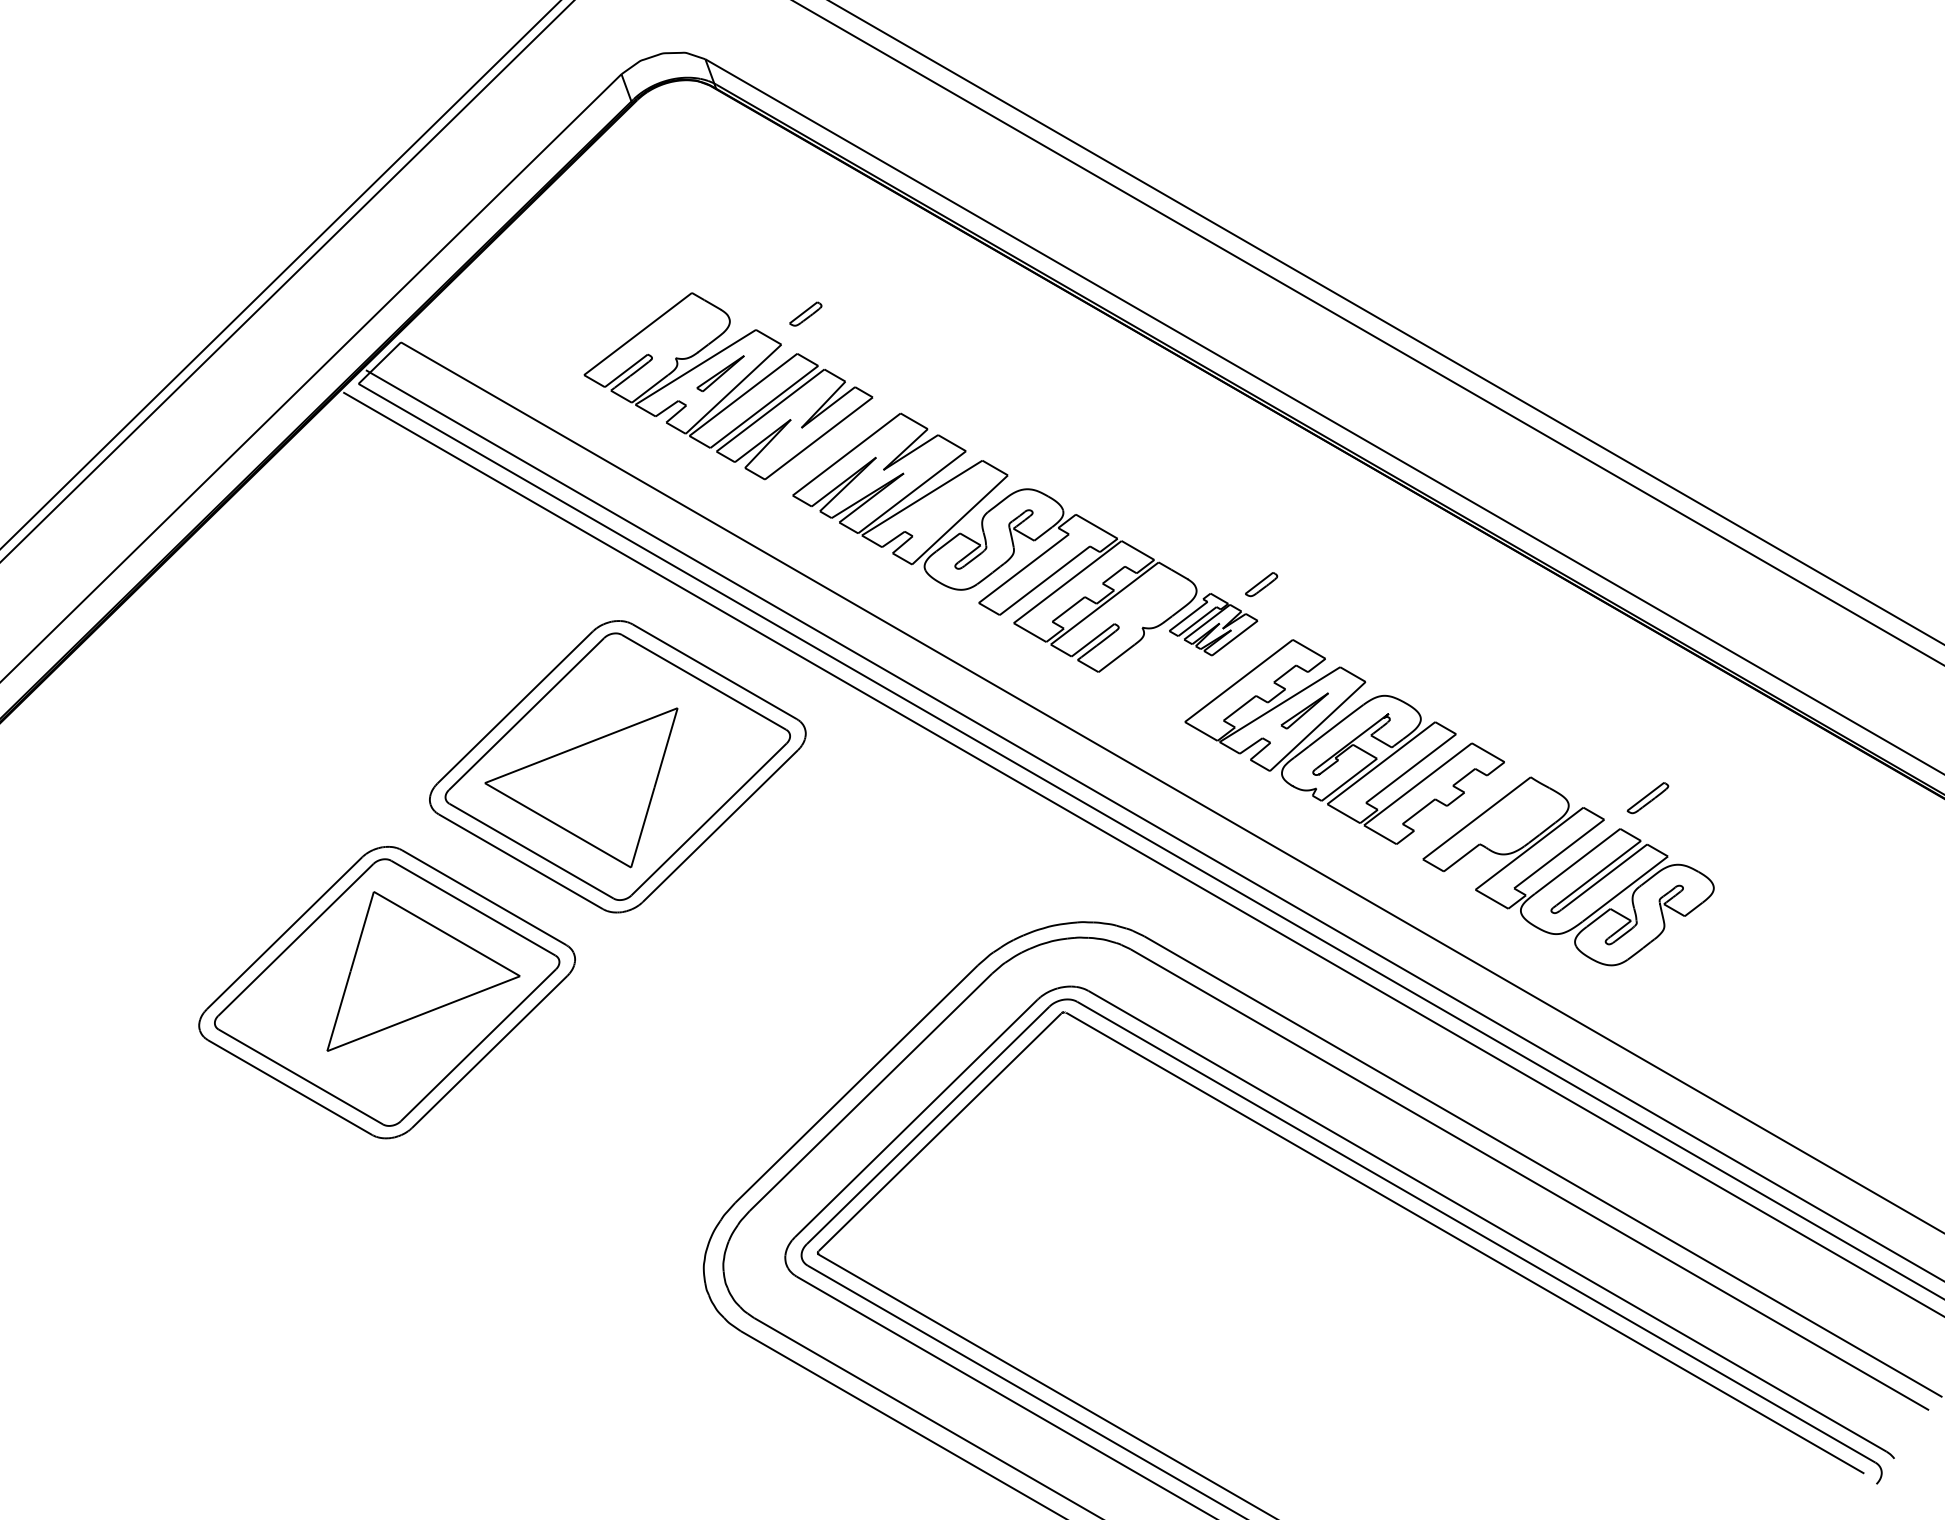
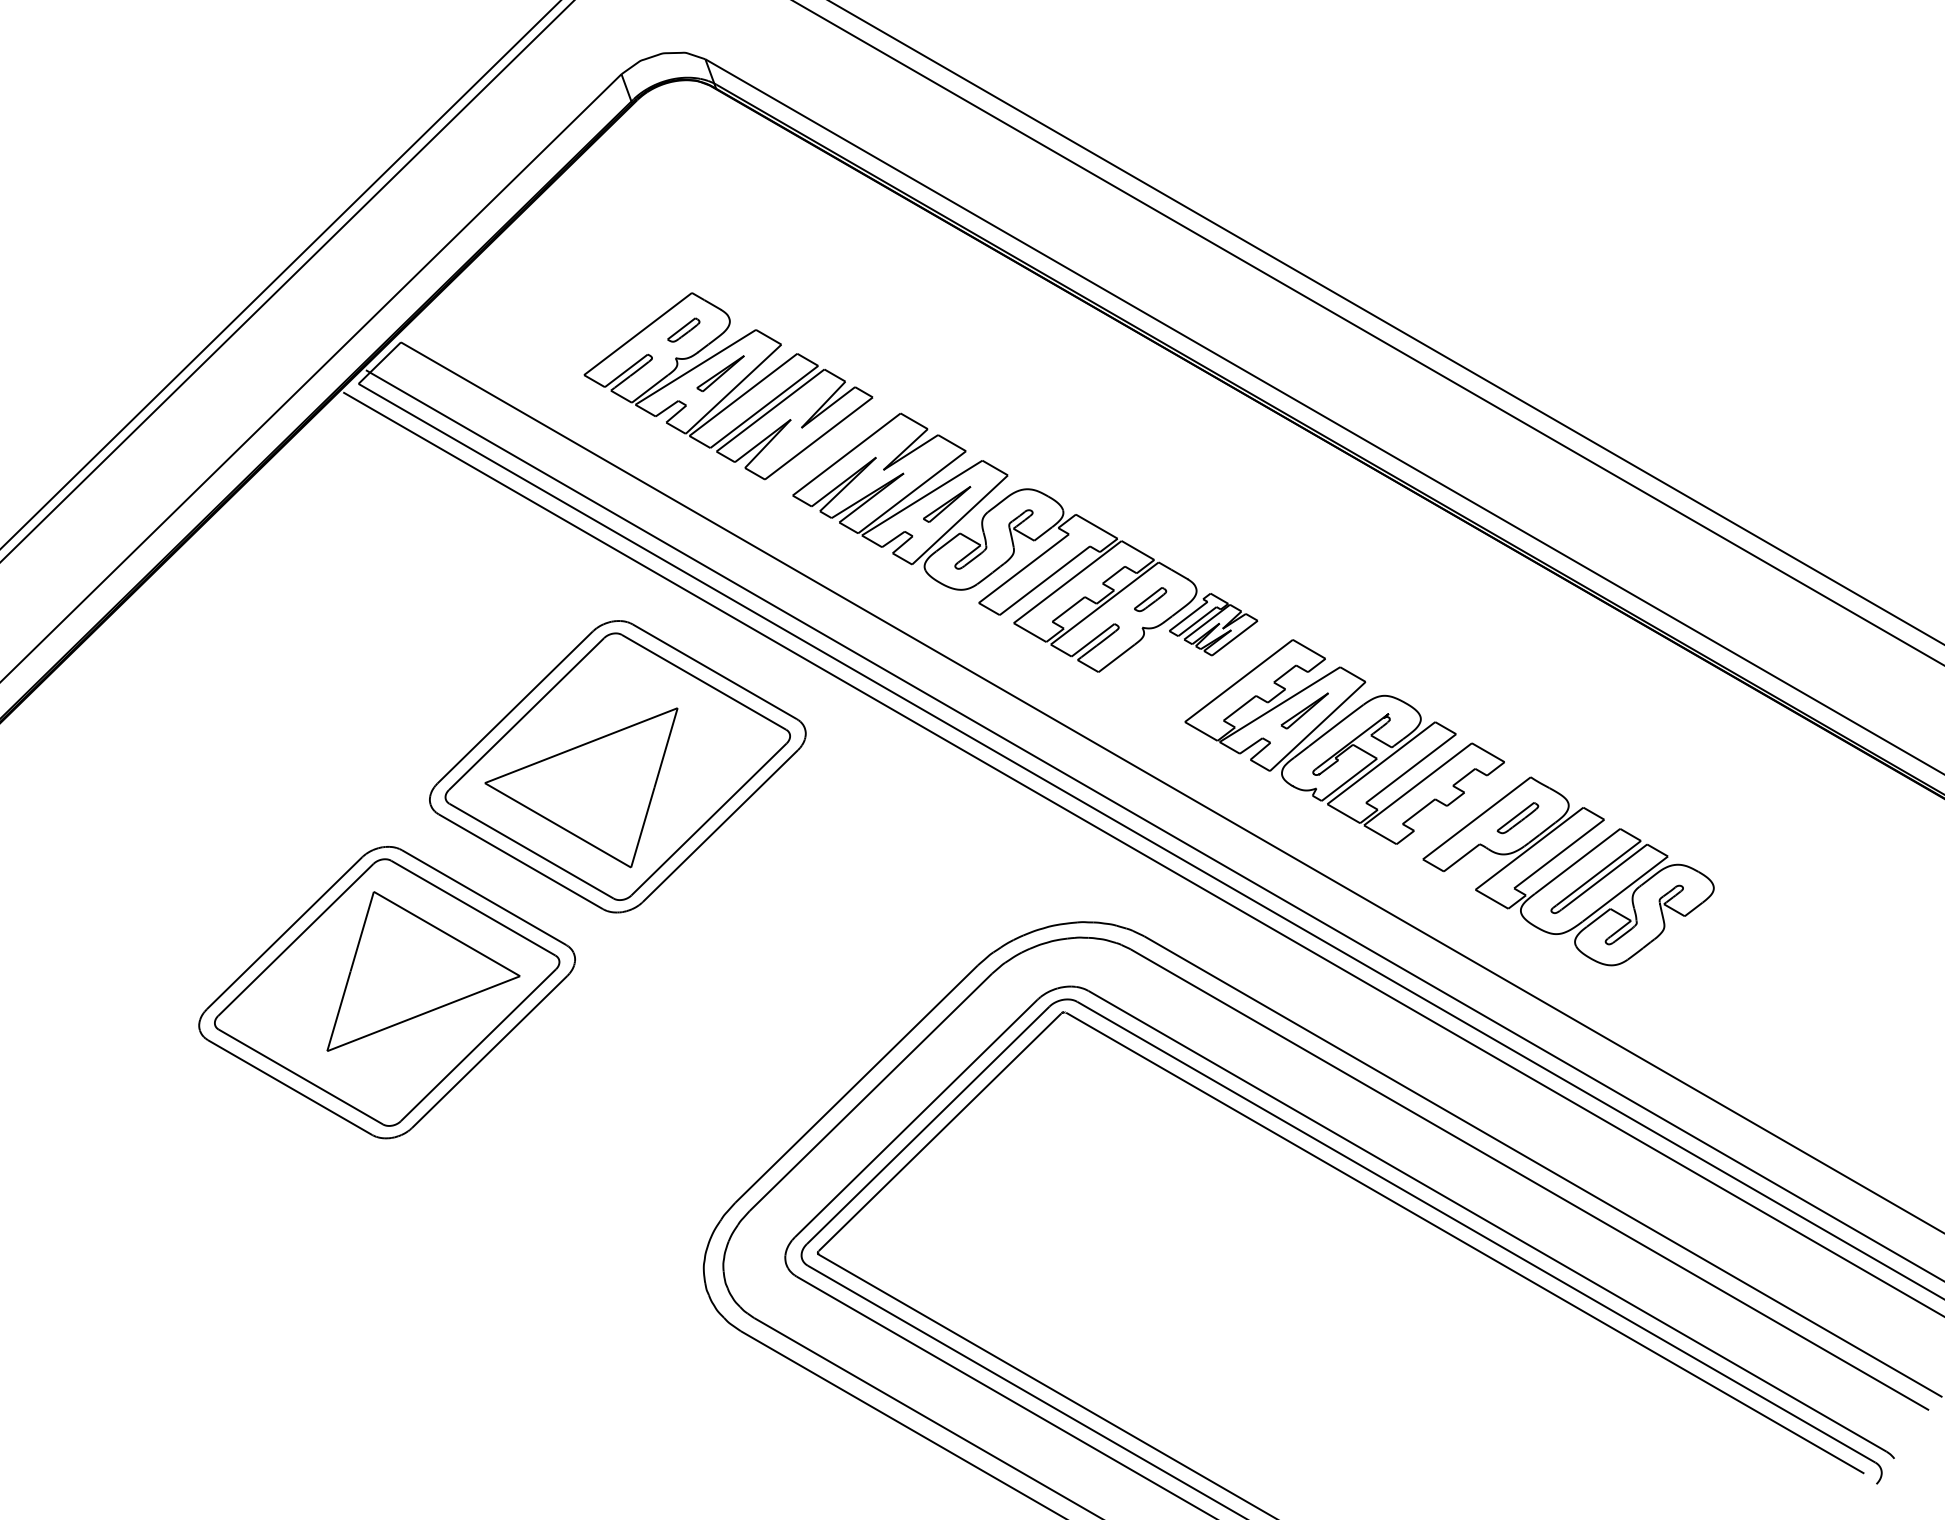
part position: (805, 313) -> (683, 329) (683, 329)
part: none -> present (947, 504)
part position: (1261, 584) -> (1150, 599) (1150, 599)
part position: (1647, 798) -> (1517, 818) (1517, 818)
